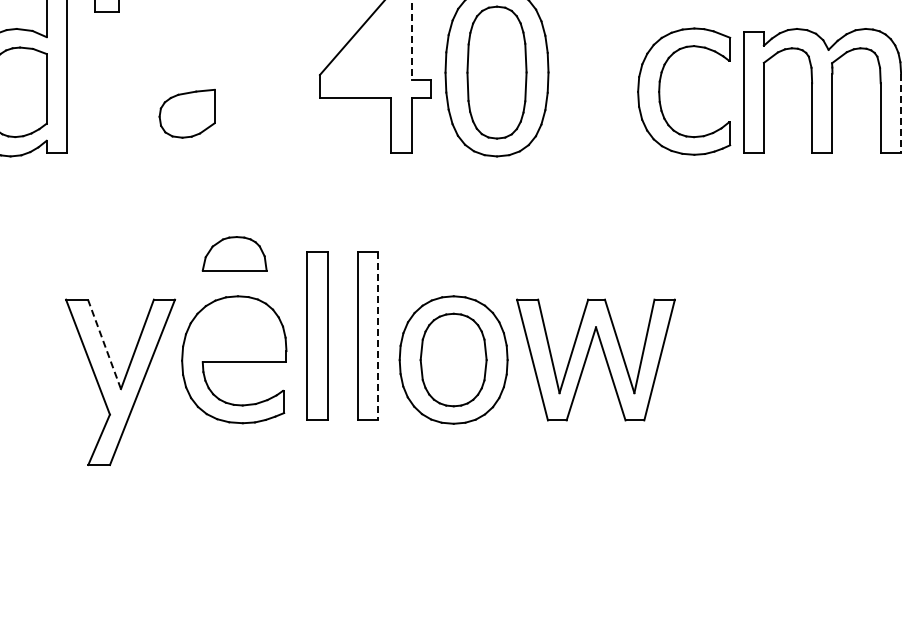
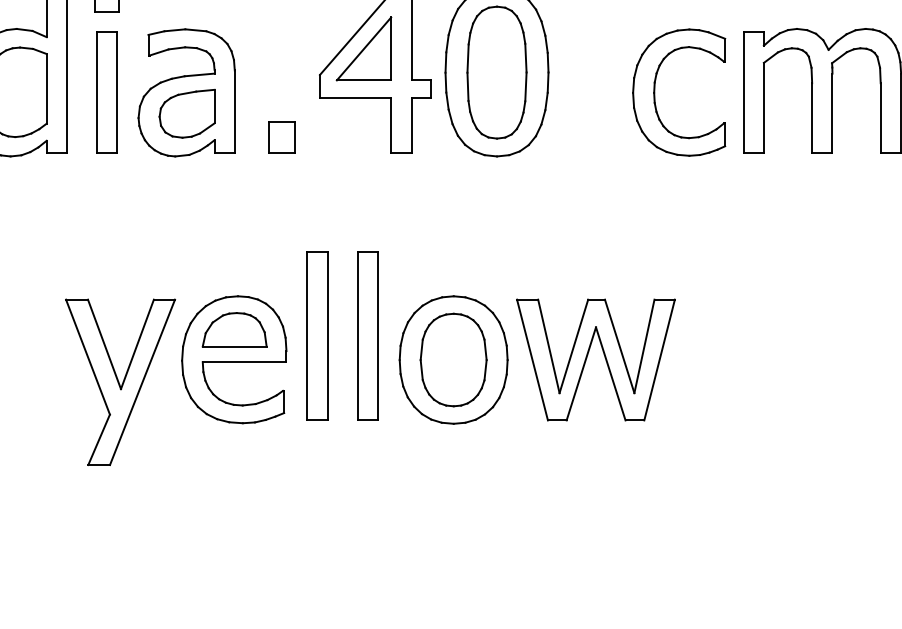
line: dashed -> solid (411, 40)
part: none -> present (363, 48)
part position: (660, 91) -> (655, 92) (655, 92)
part: none -> present (106, 92)
part: none -> present (186, 92)
line: dashed -> solid (901, 113)
part: none -> present (281, 137)
part position: (234, 253) -> (234, 329) (234, 329)
line: dashed -> solid (378, 336)
line: dashed -> solid (104, 344)
